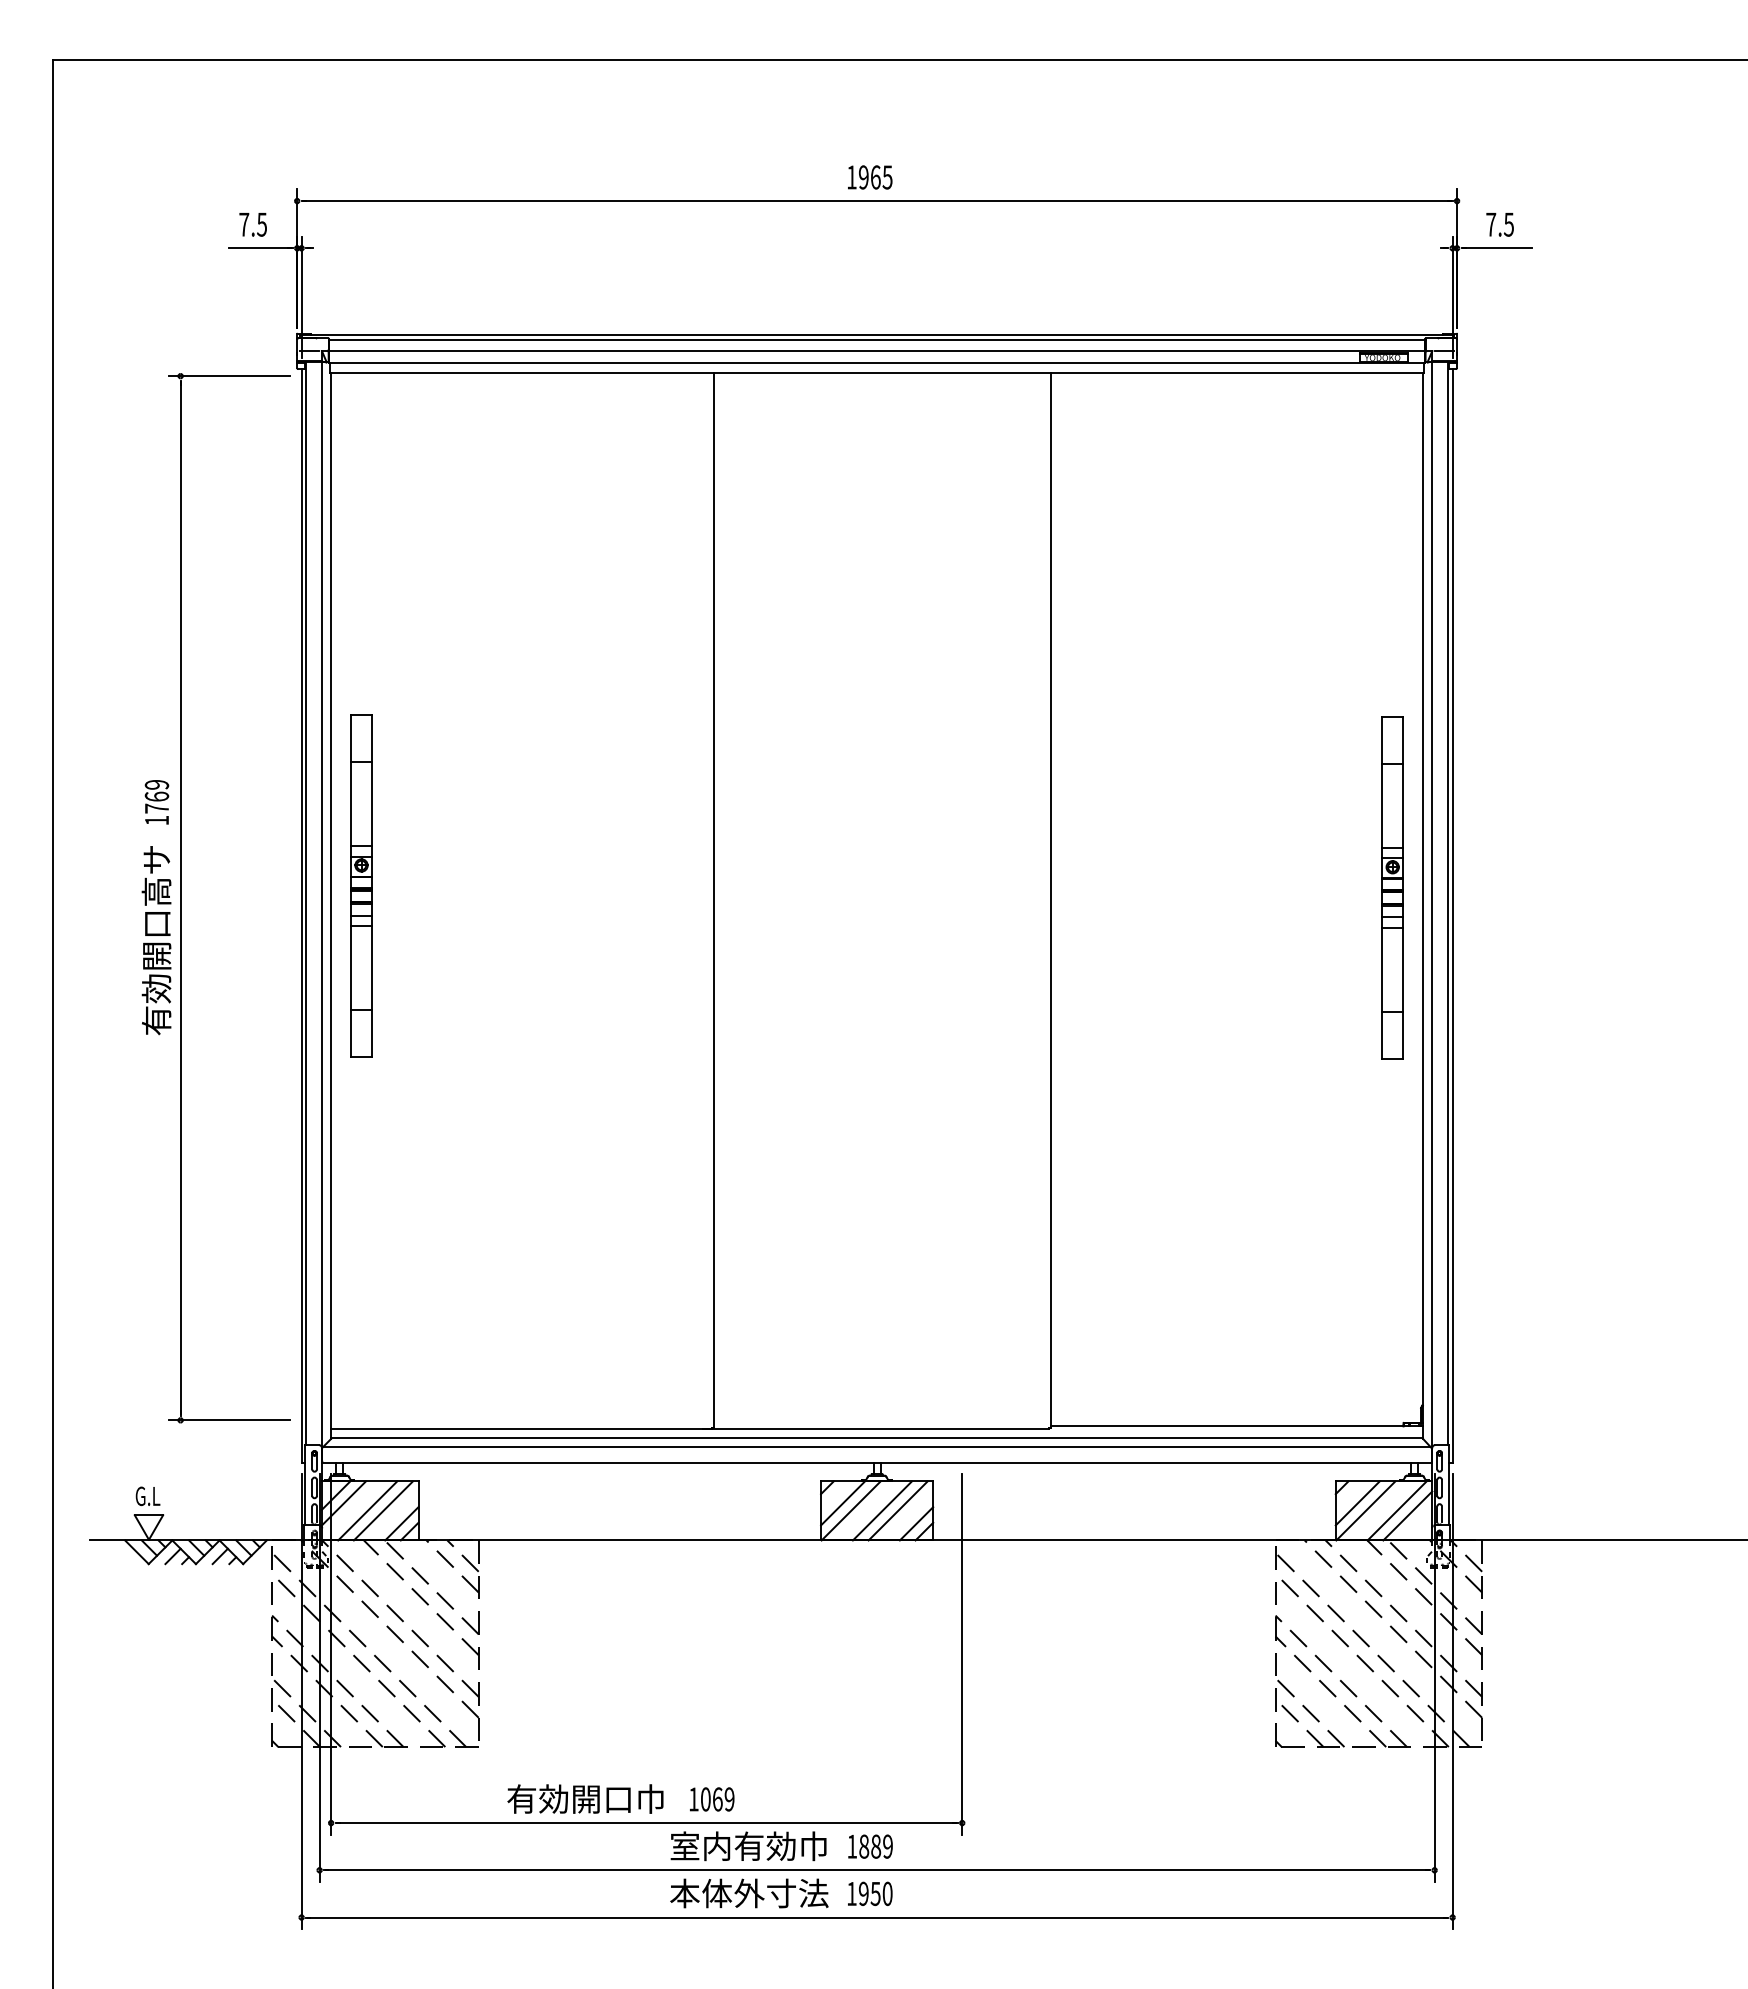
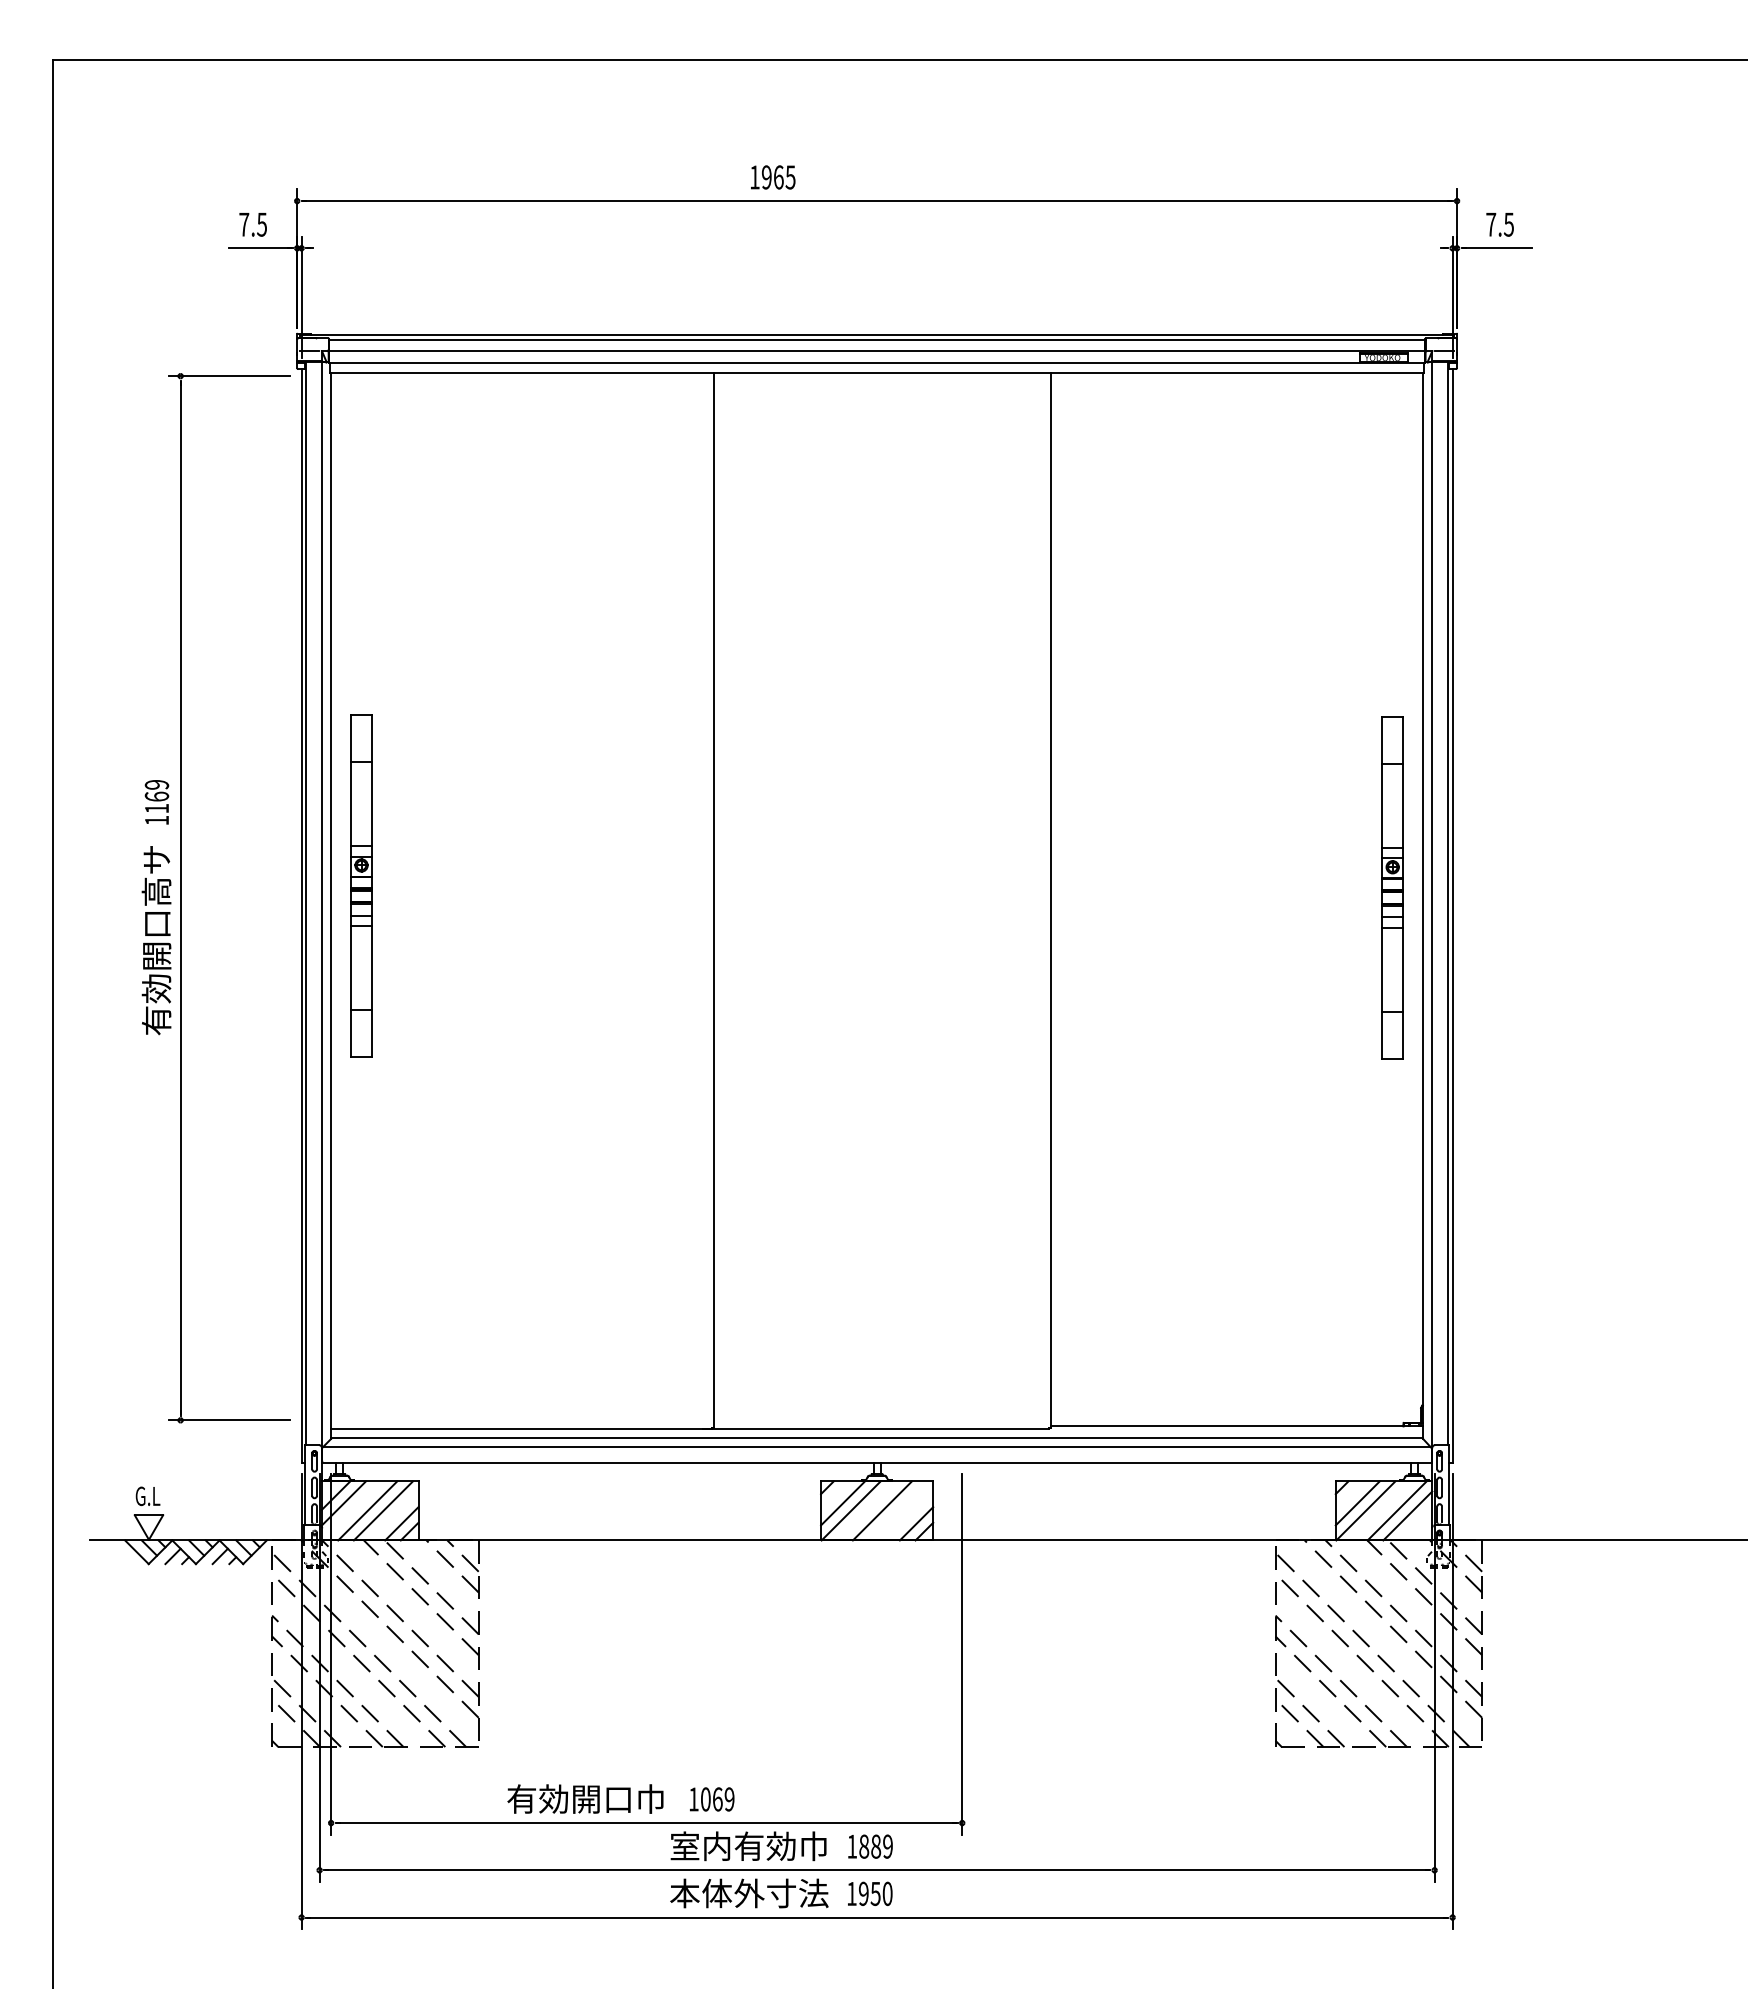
text position: (870, 177) -> (773, 177) (773, 177)
text: 1769 -> 1169 (156, 808)
line: present -> none (897, 1510)
